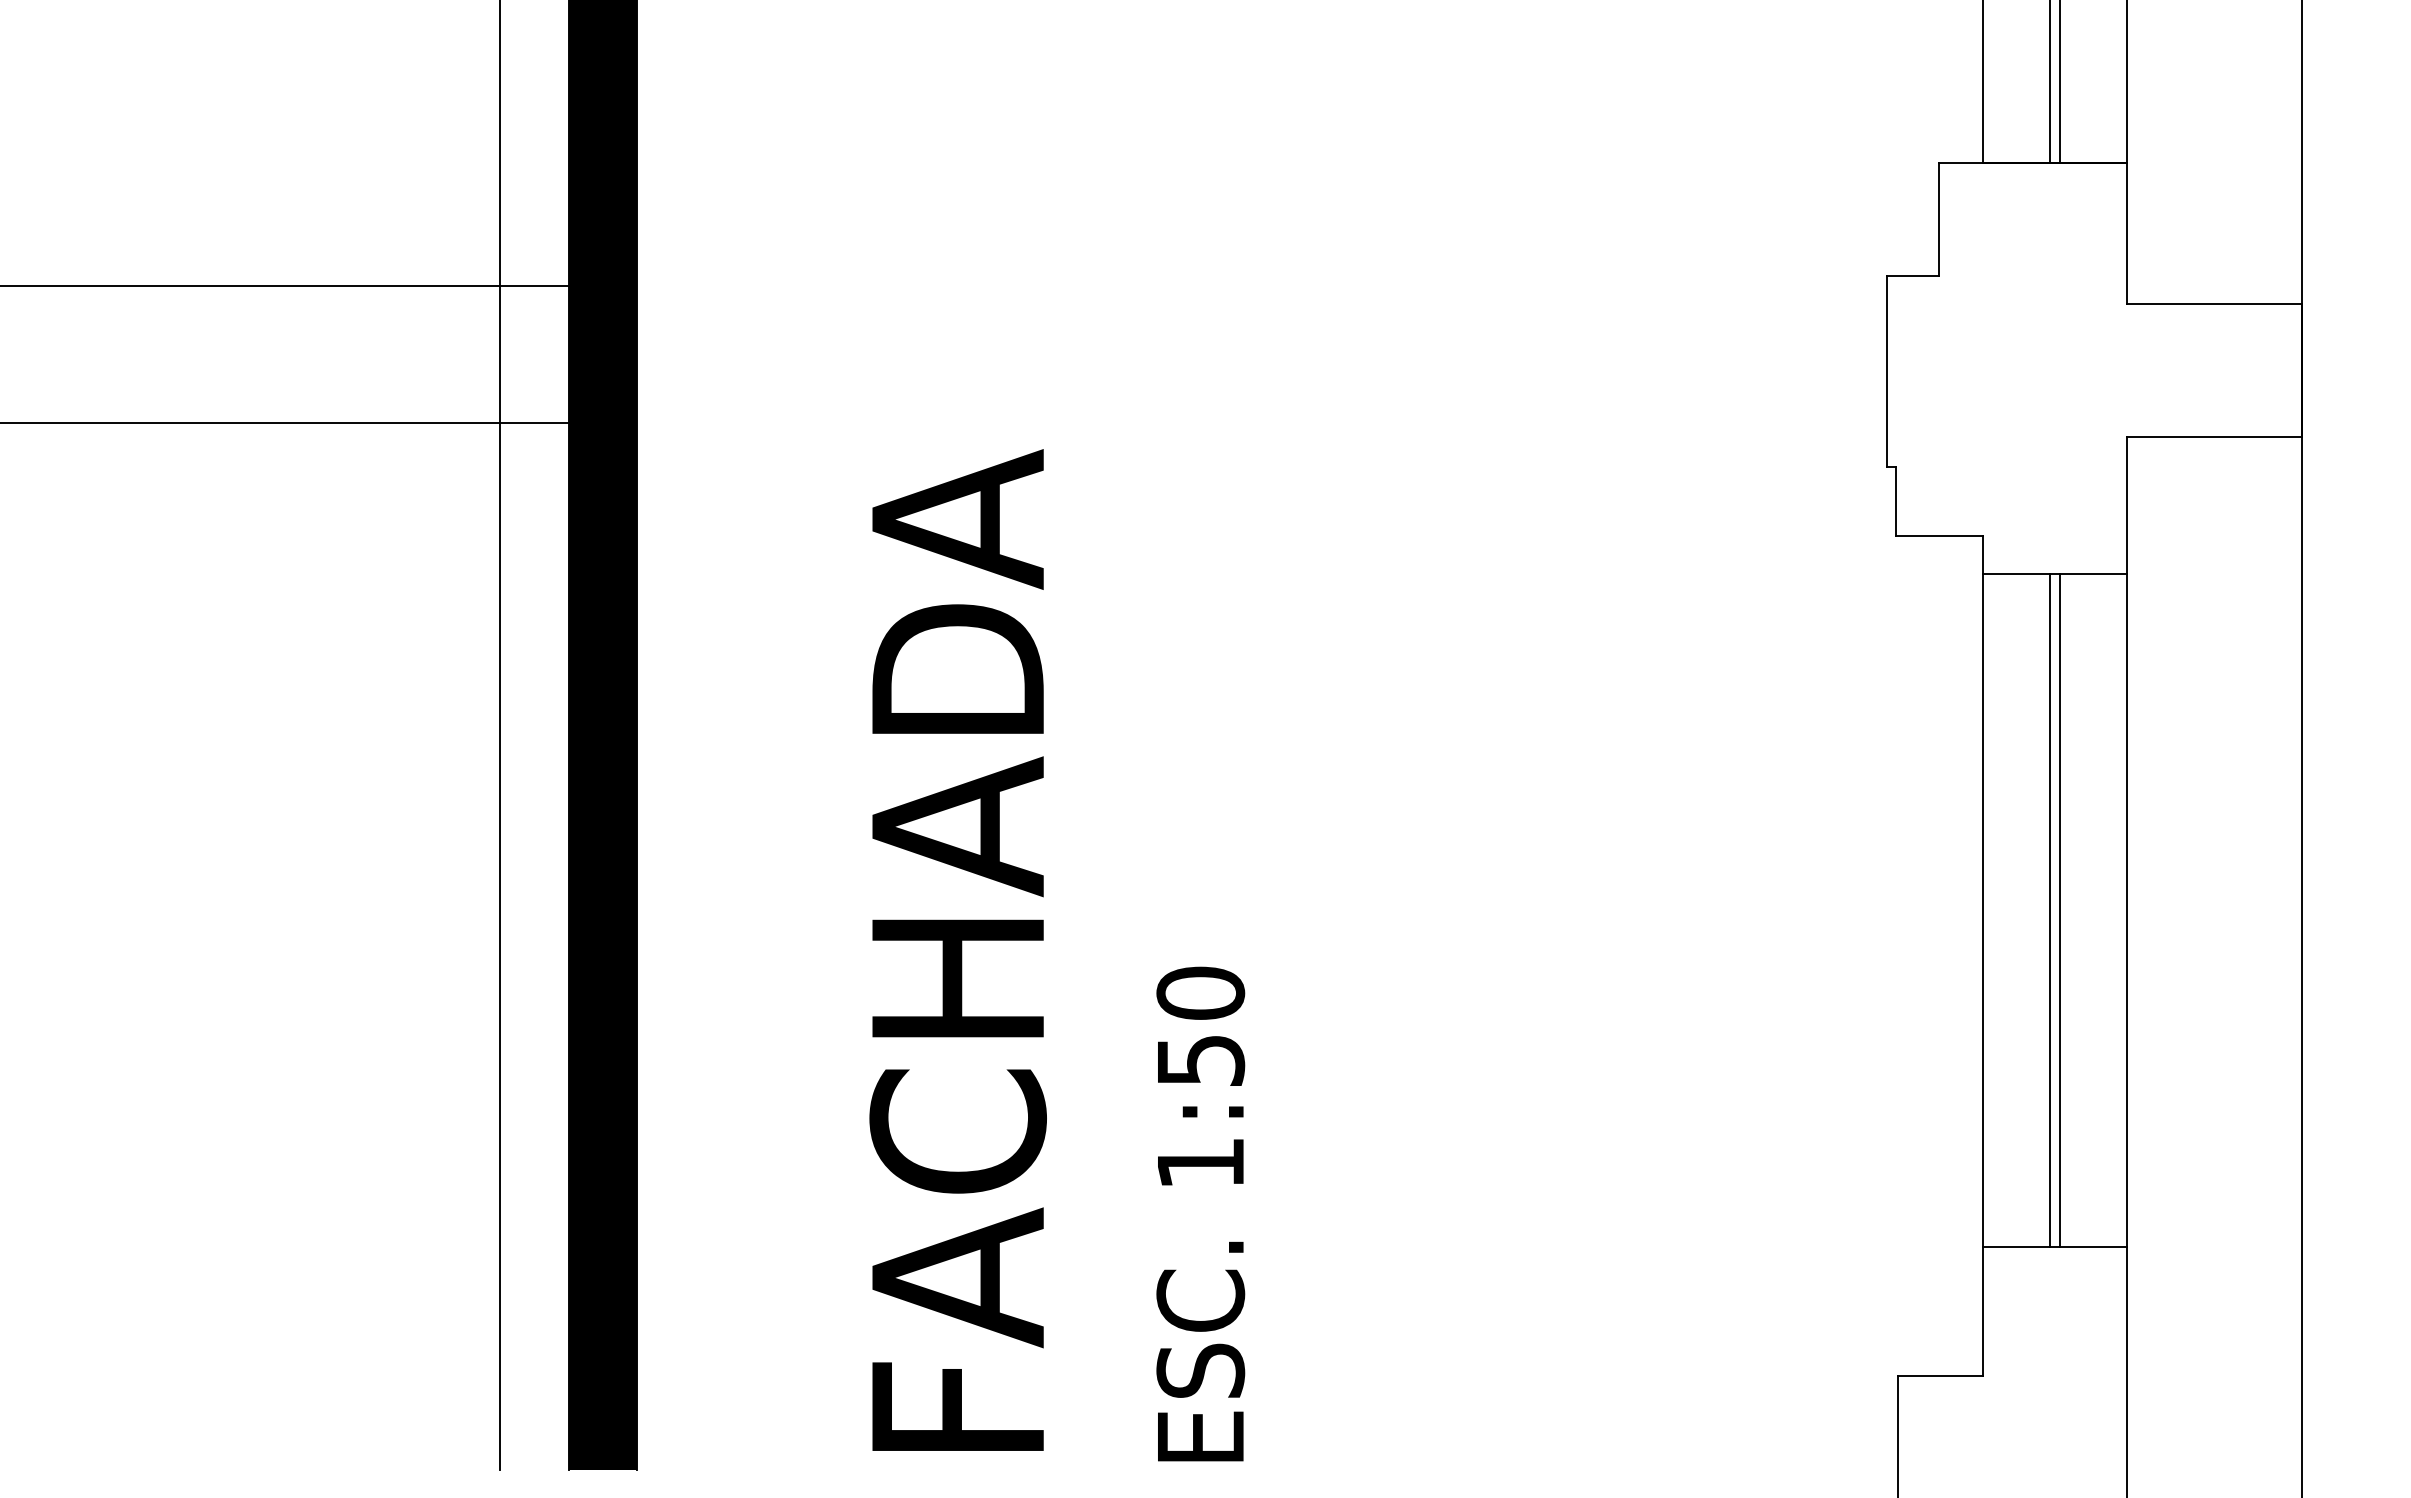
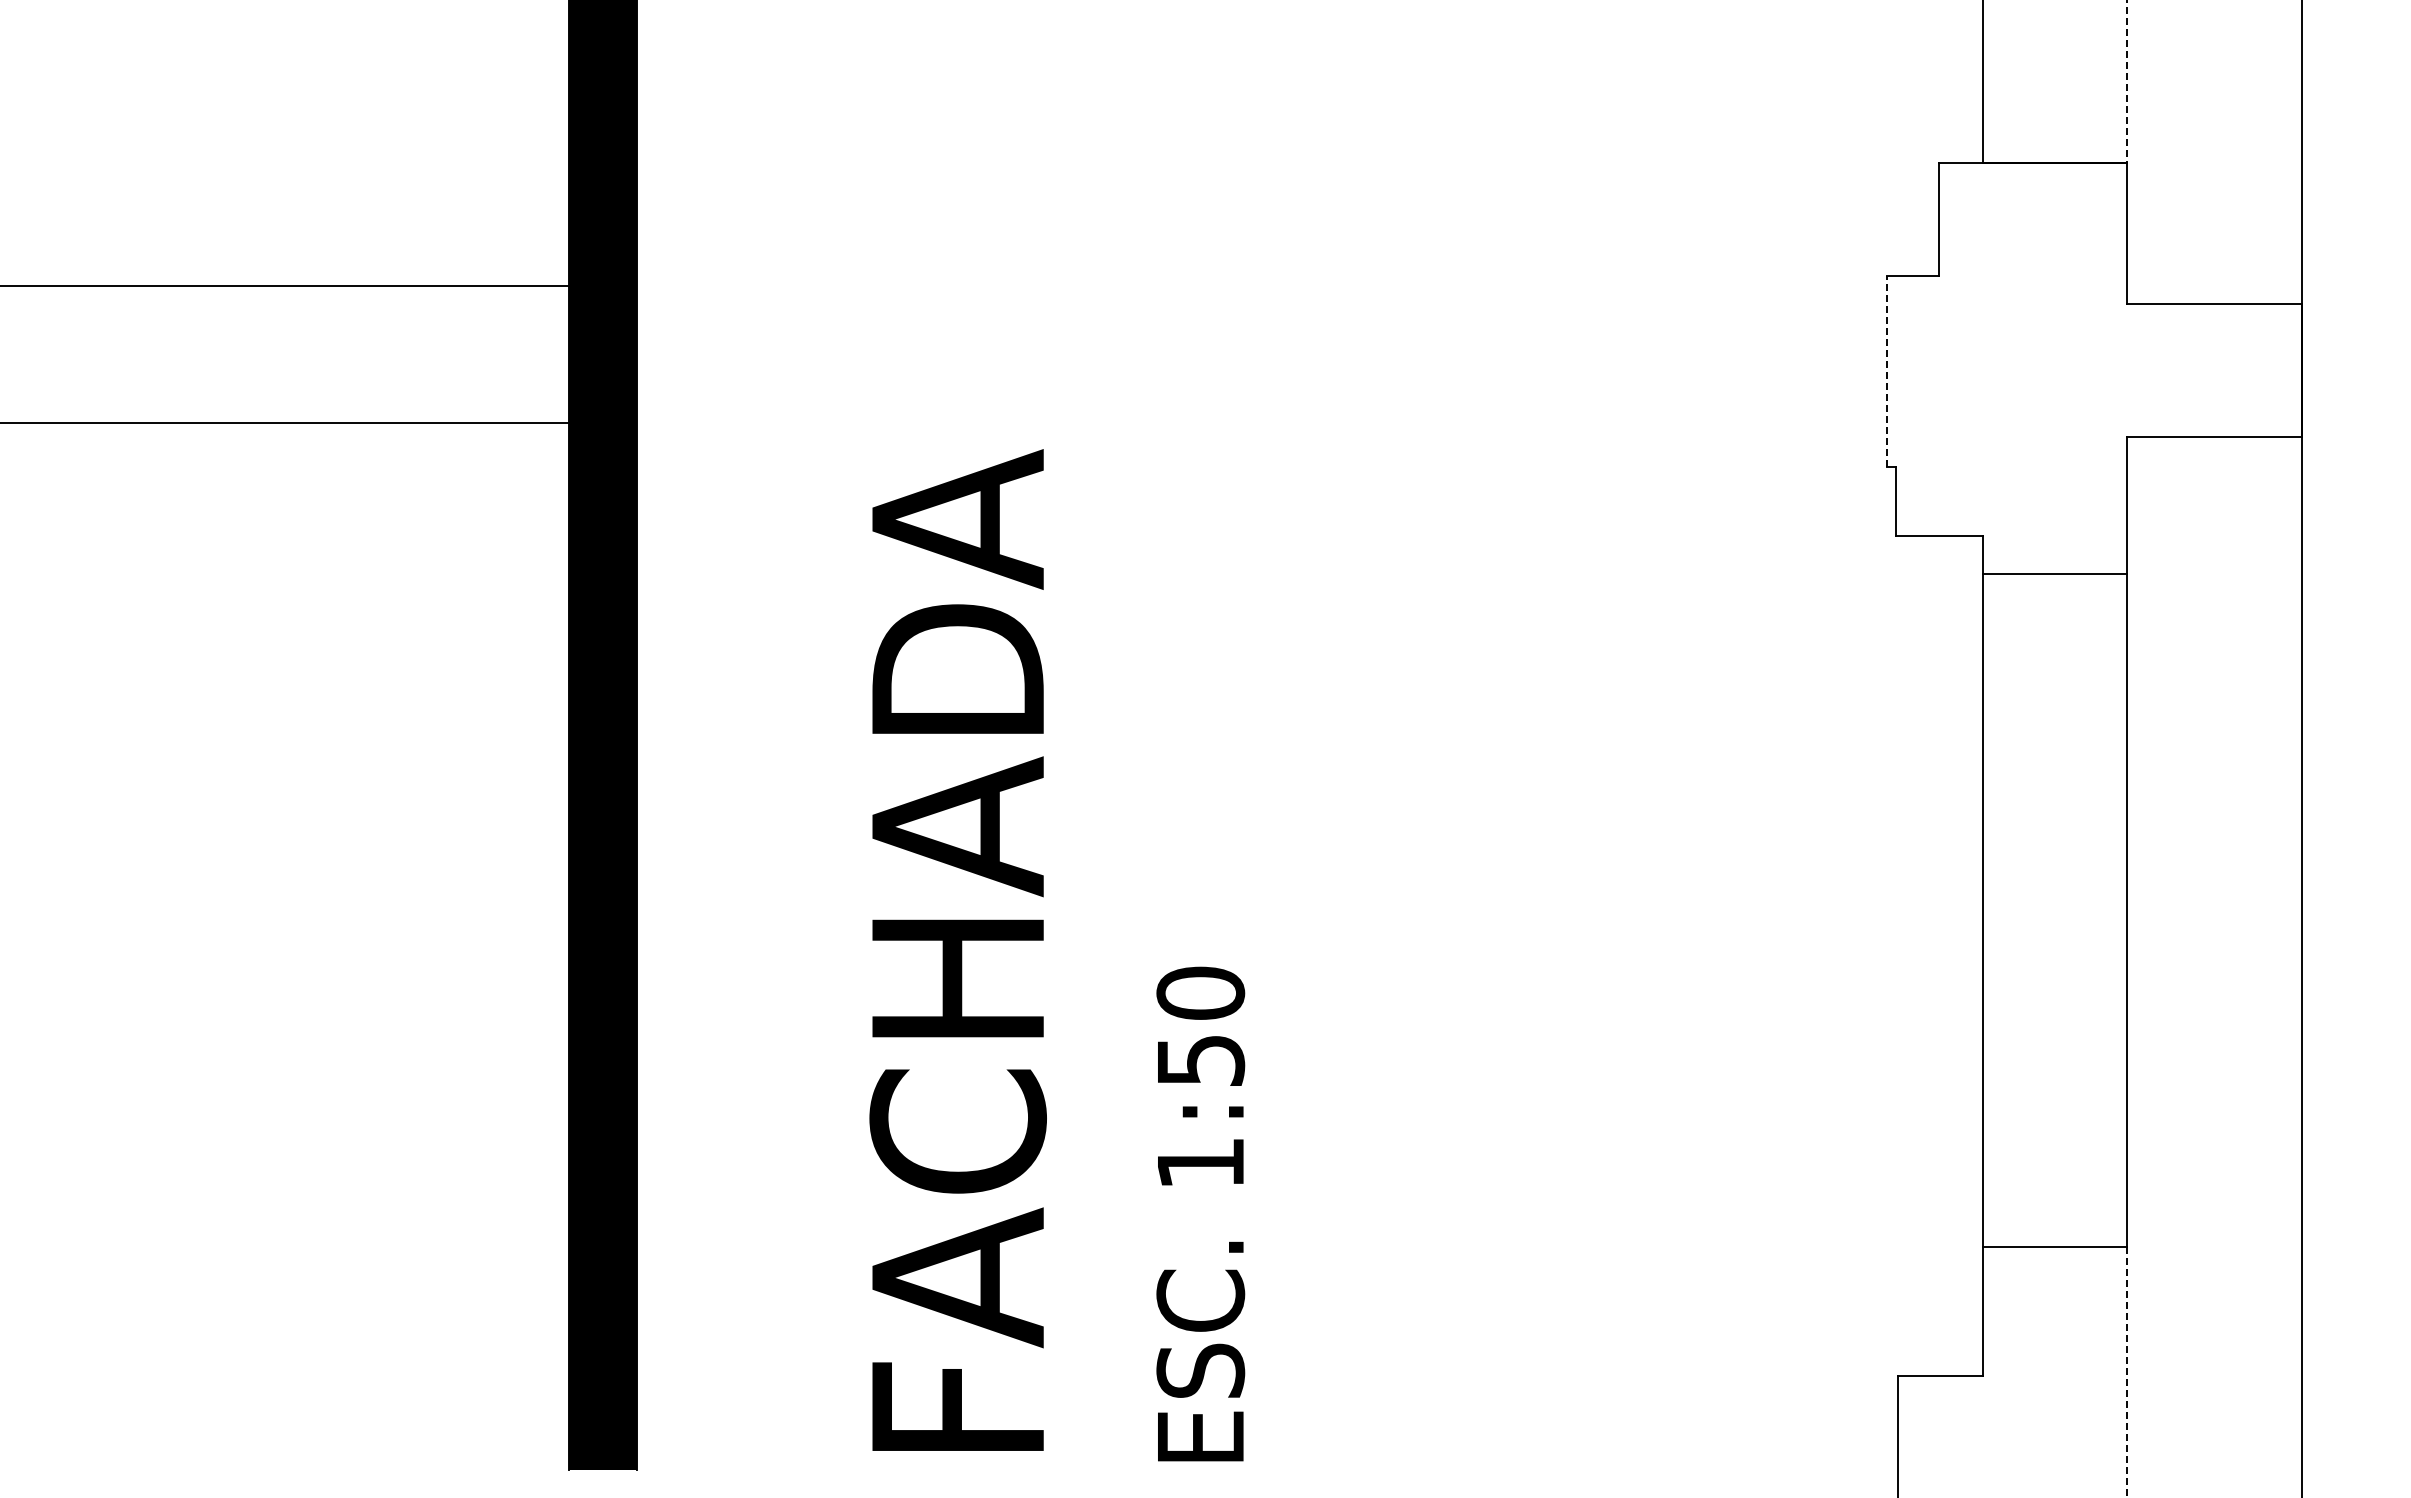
line: present -> none (2050, 82)
line: present -> none (2060, 82)
line: solid -> dashed (2127, 82)
line: solid -> dashed (1887, 371)
line: present -> none (500, 735)
line: present -> none (2050, 910)
line: present -> none (2060, 910)
line: solid -> dashed (2127, 1372)
